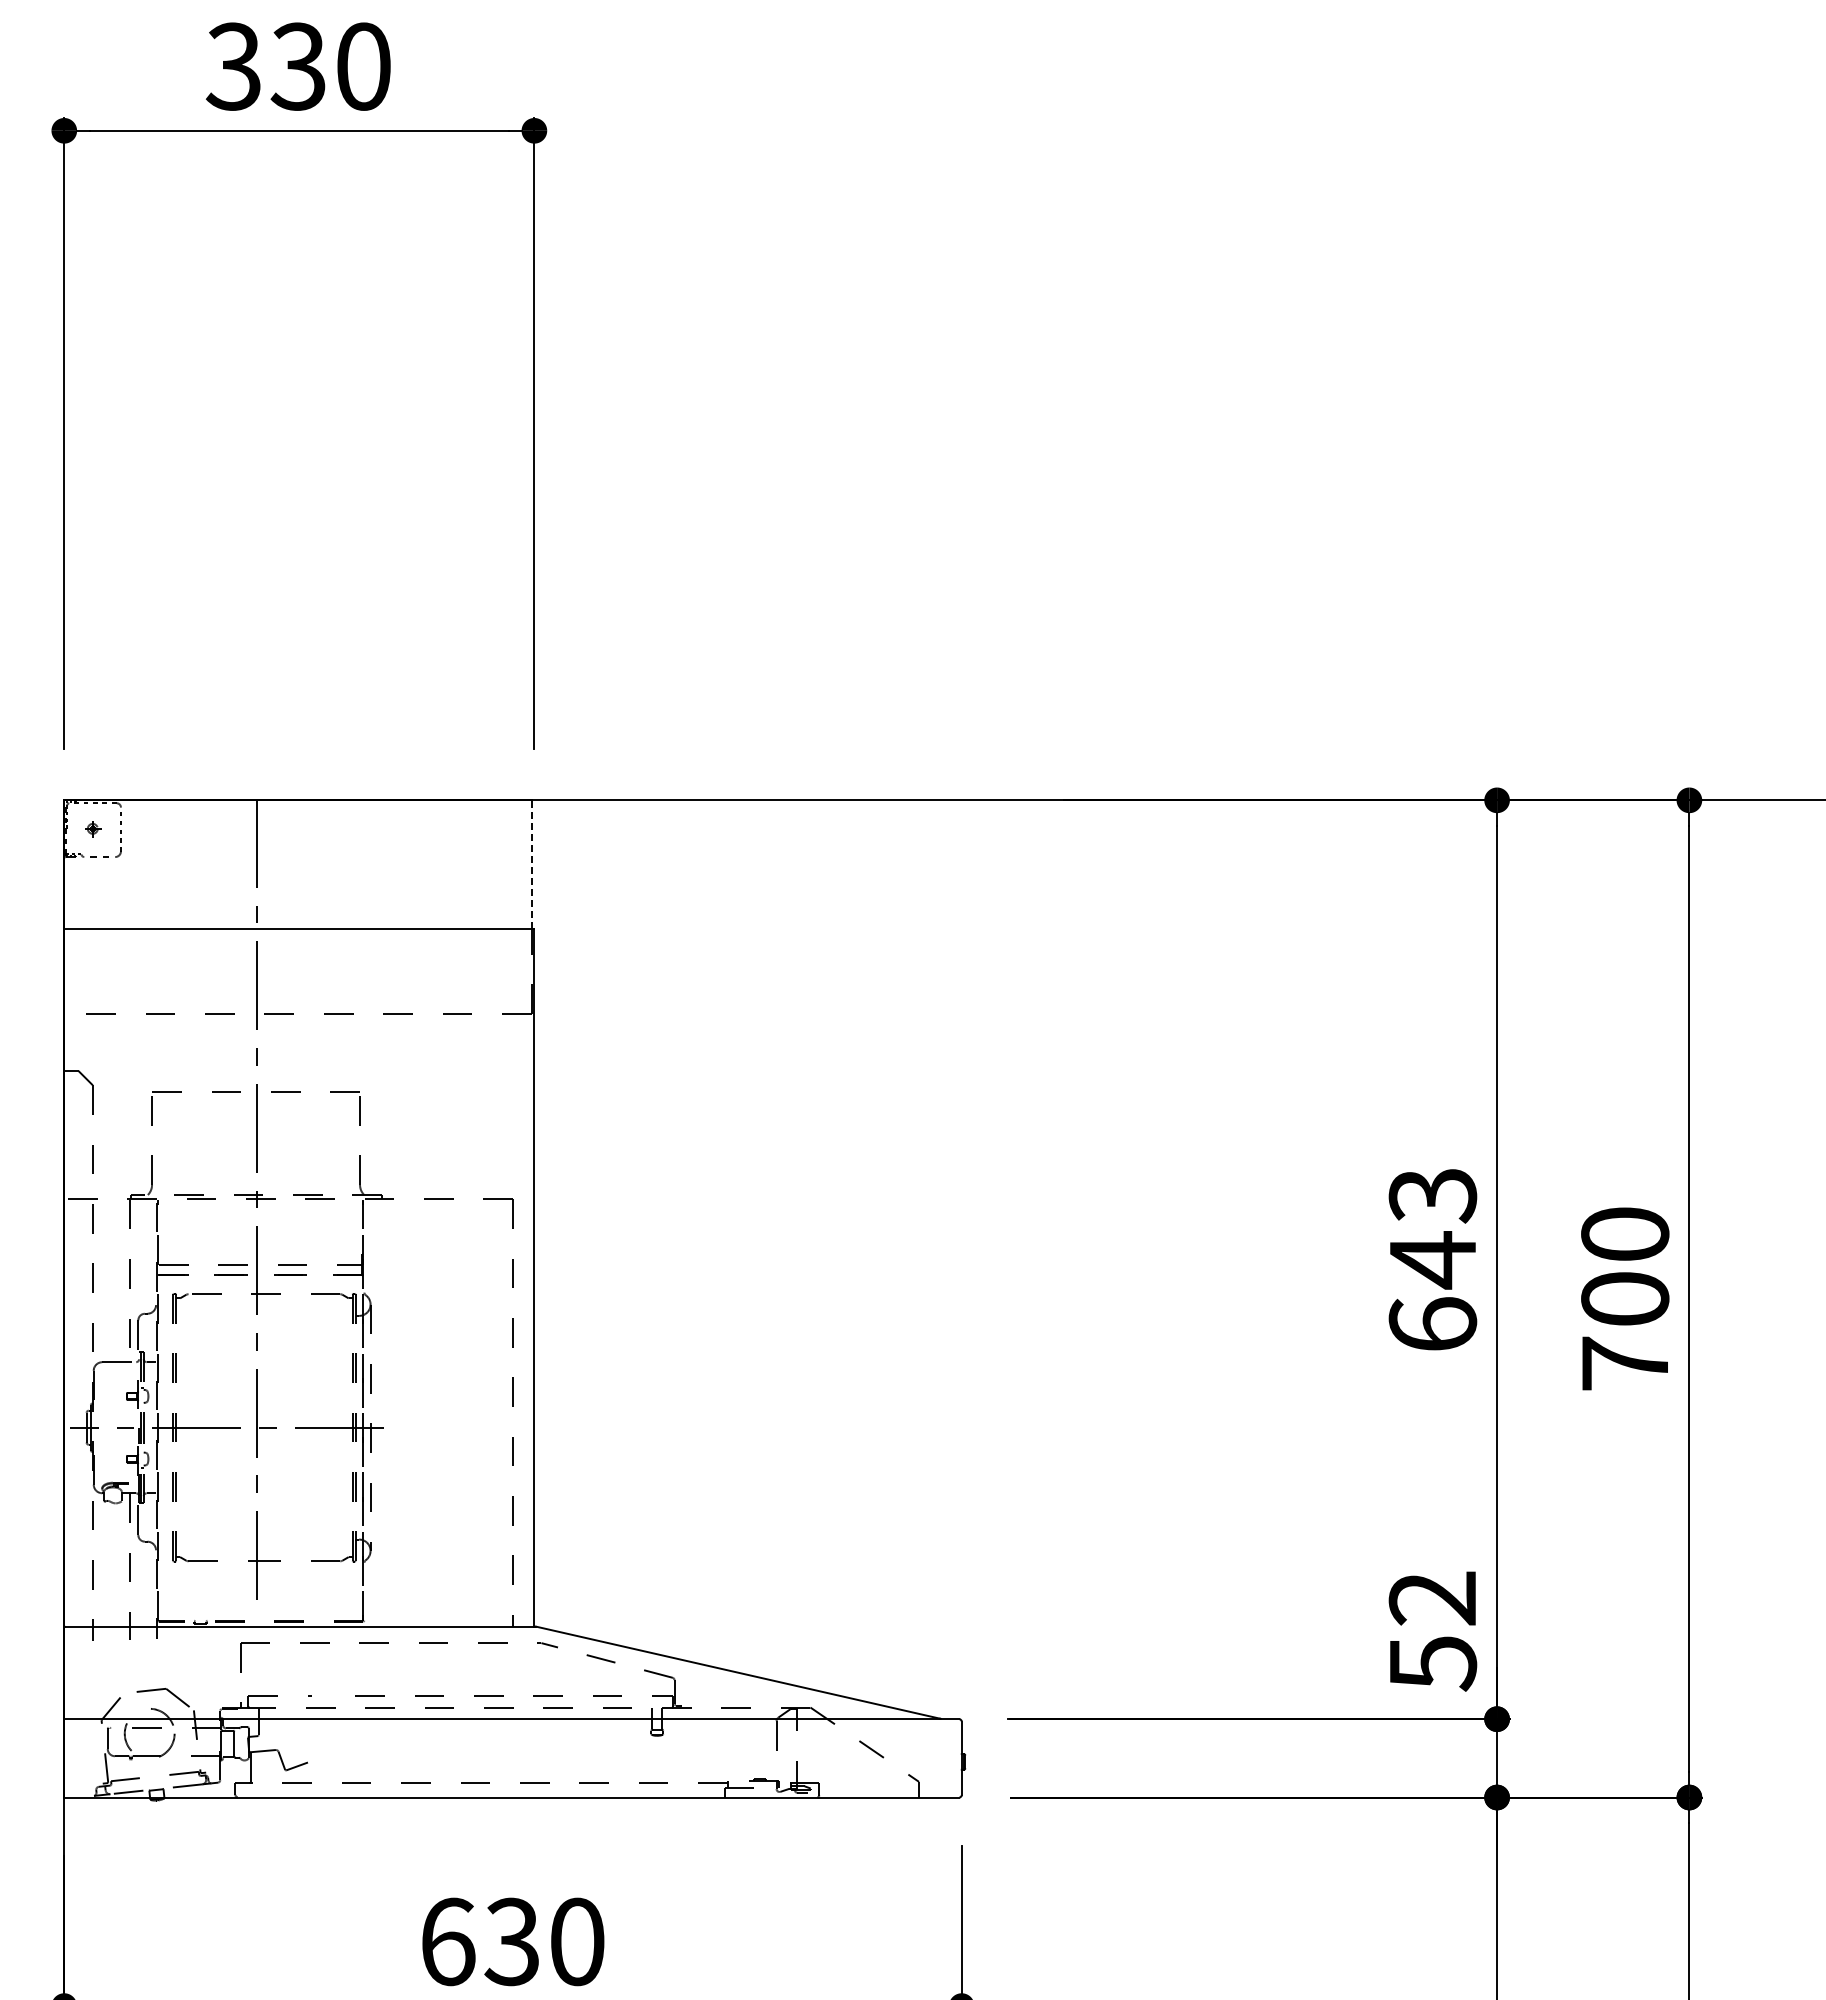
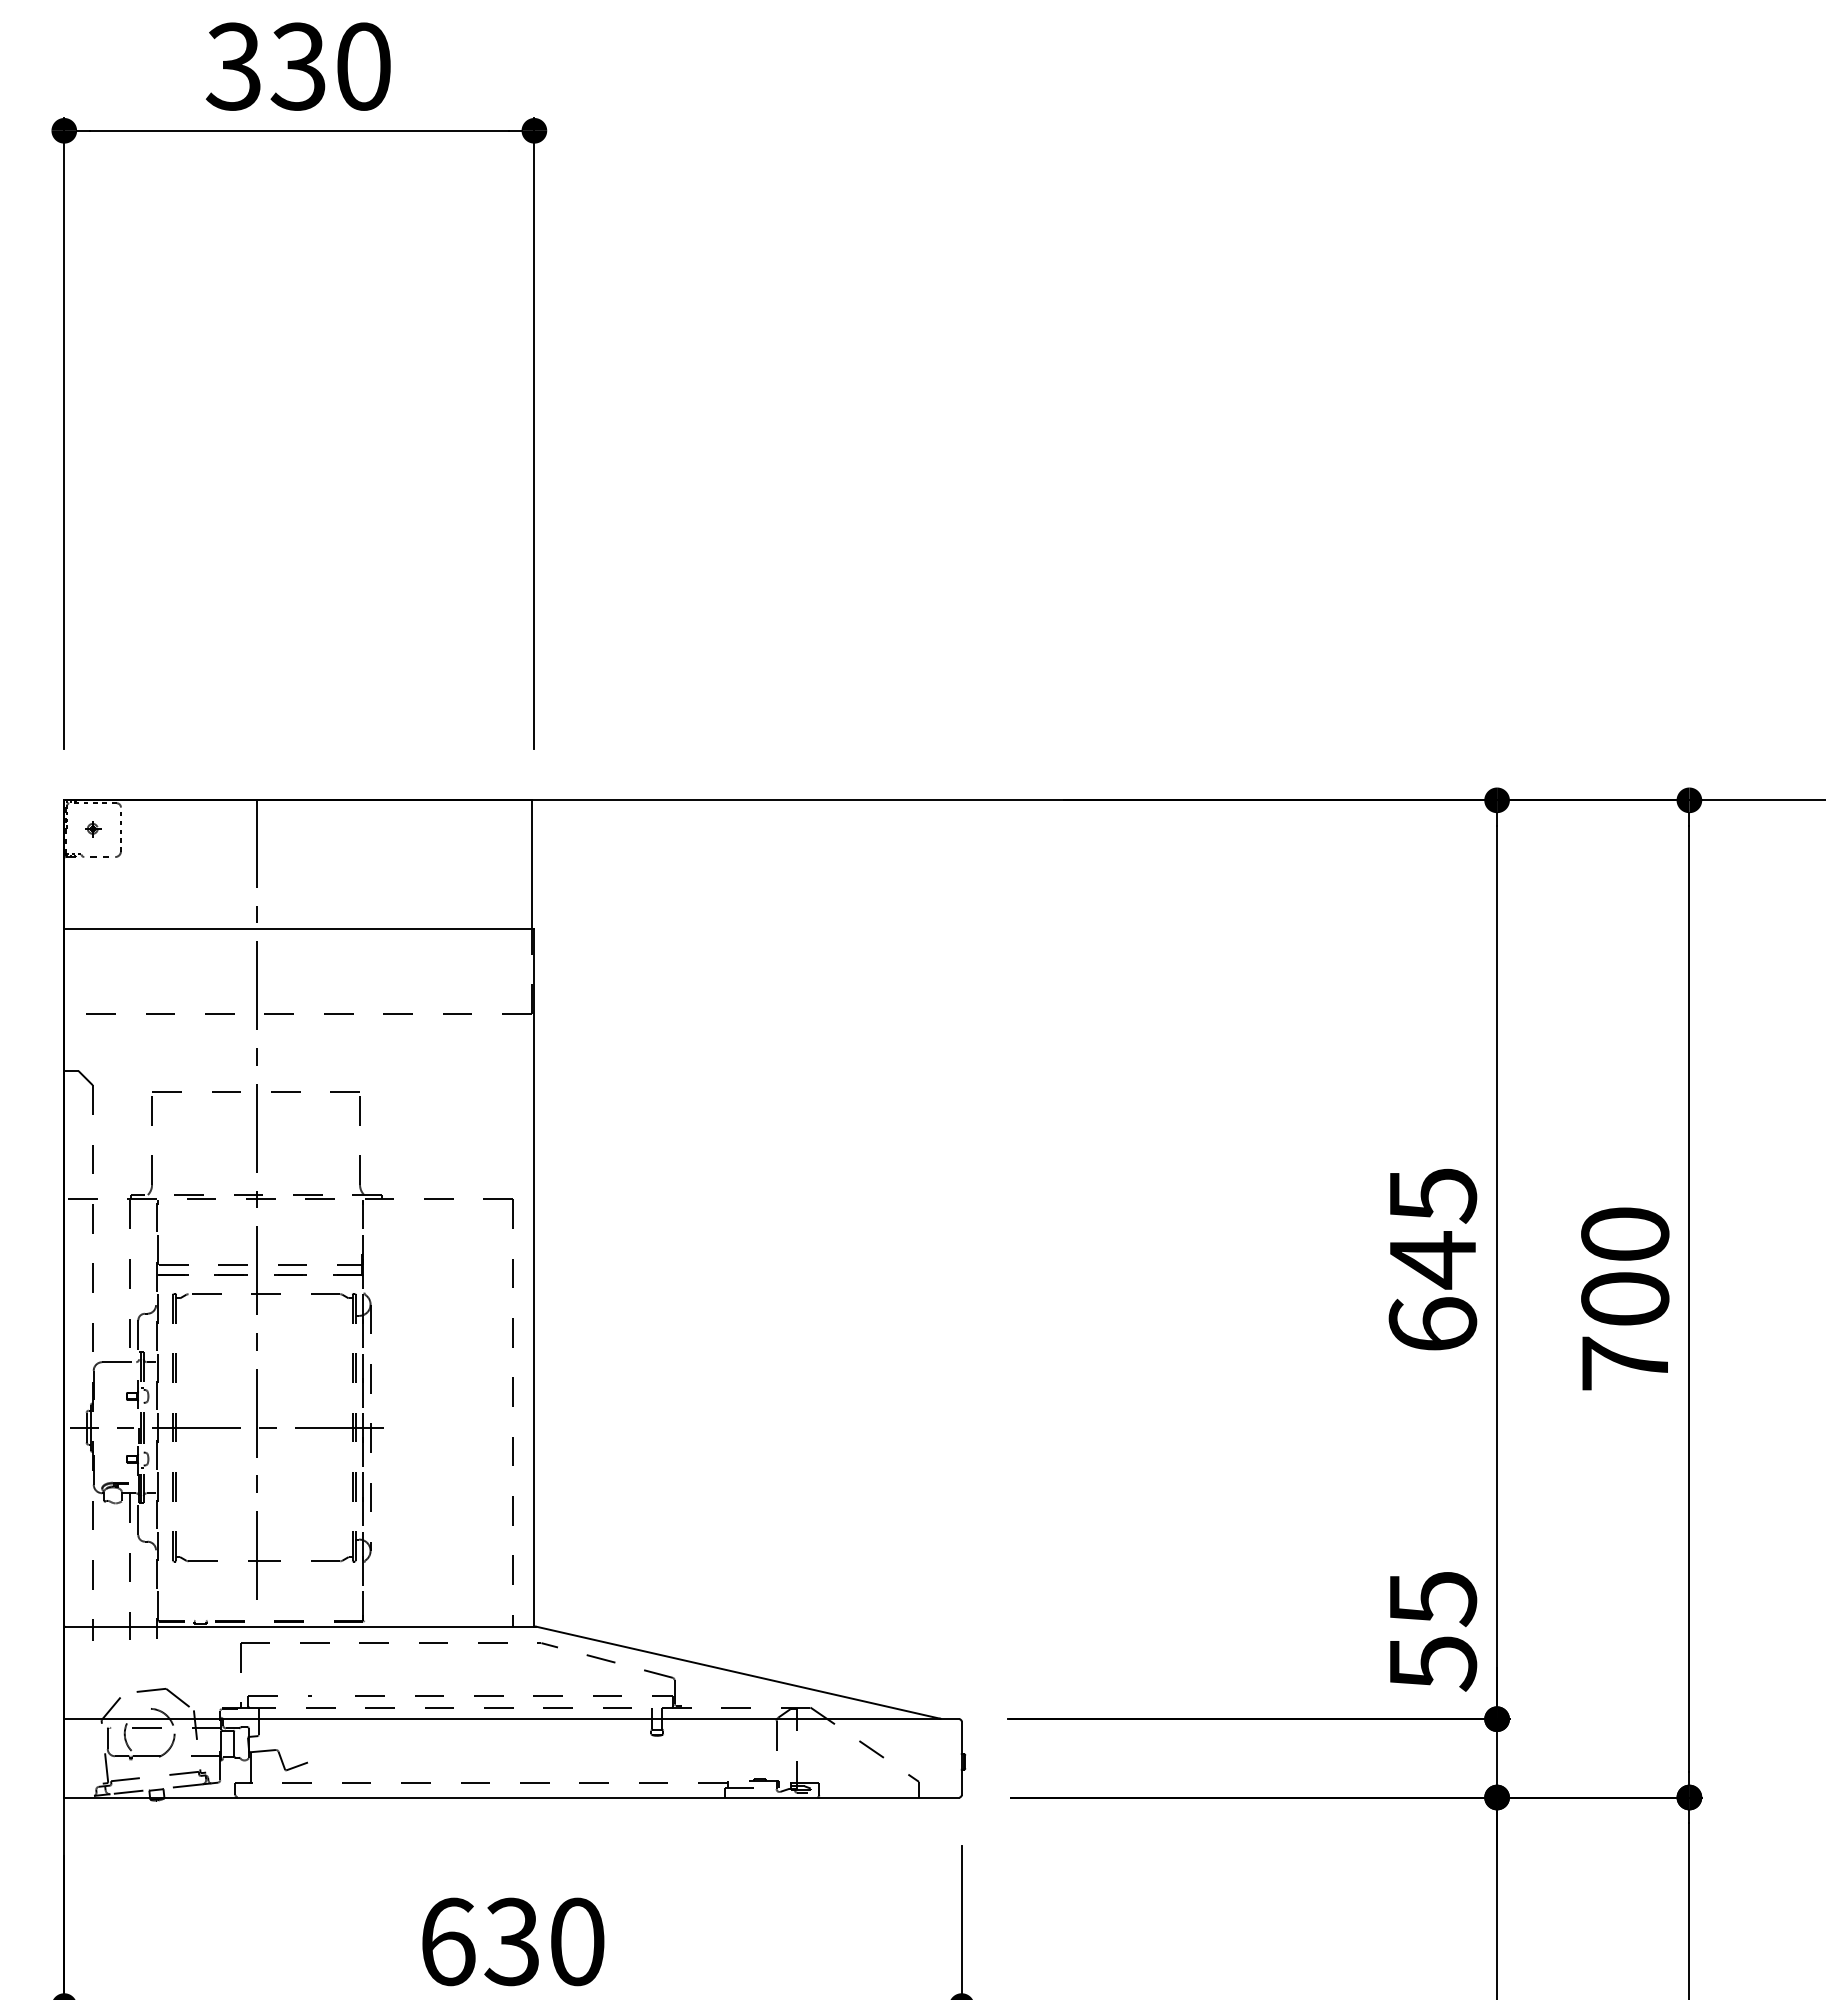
line: dashed -> solid (531, 863)
text: 643 -> 645 (1432, 1195)
text: 52 -> 55 (1432, 1599)
